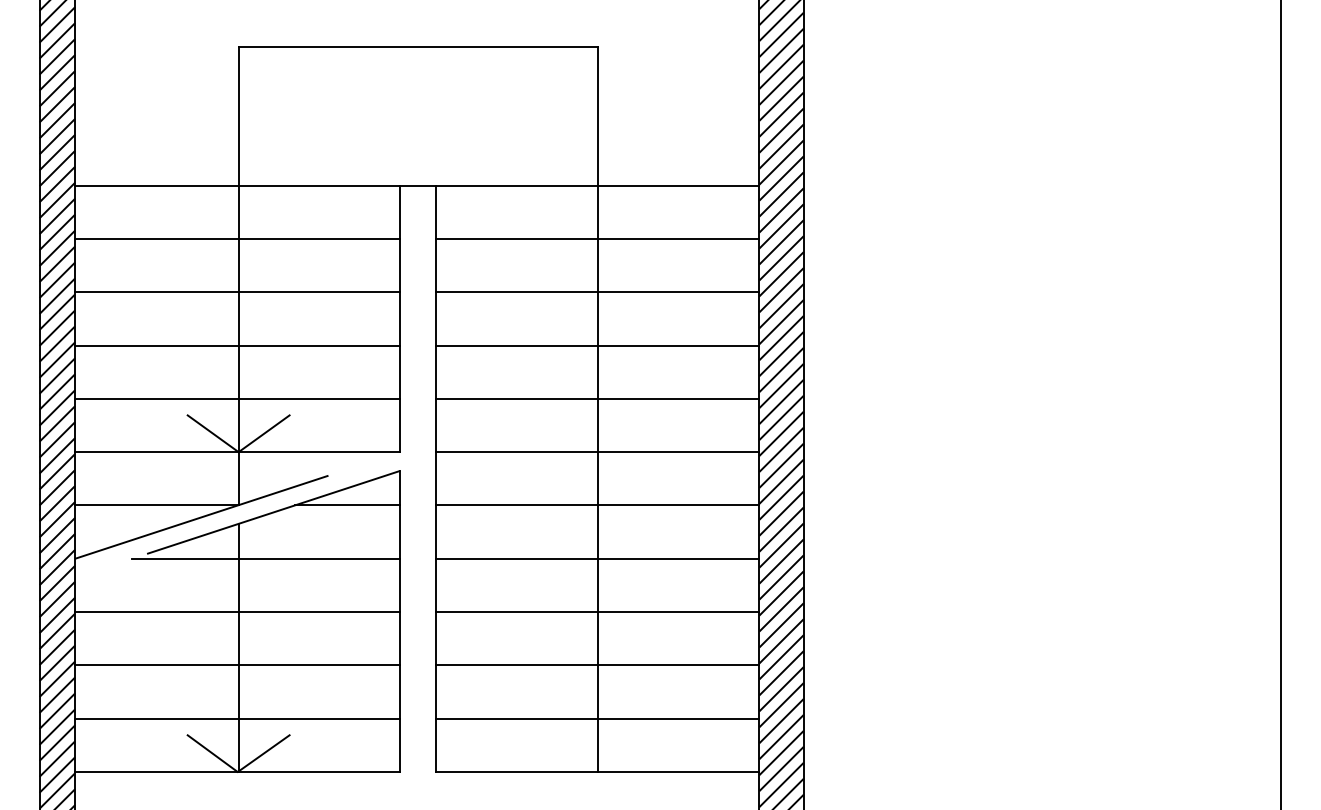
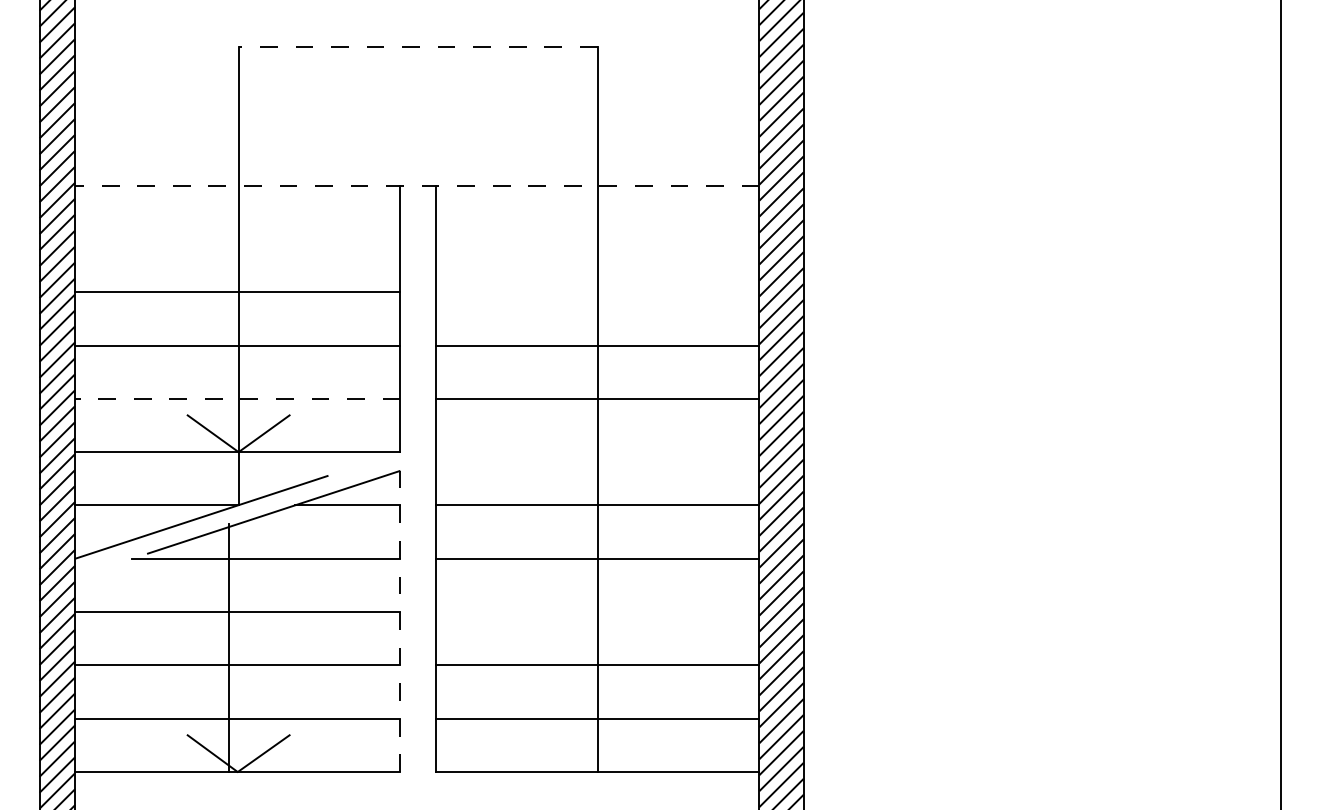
line: solid -> dashed (417, 46)
line: solid -> dashed (416, 185)
line: present -> none (237, 238)
line: present -> none (597, 238)
line: present -> none (597, 292)
line: solid -> dashed (237, 398)
line: present -> none (597, 452)
line: present -> none (597, 612)
line: solid -> dashed (400, 621)
line position: (238, 647) -> (228, 647) (228, 647)
